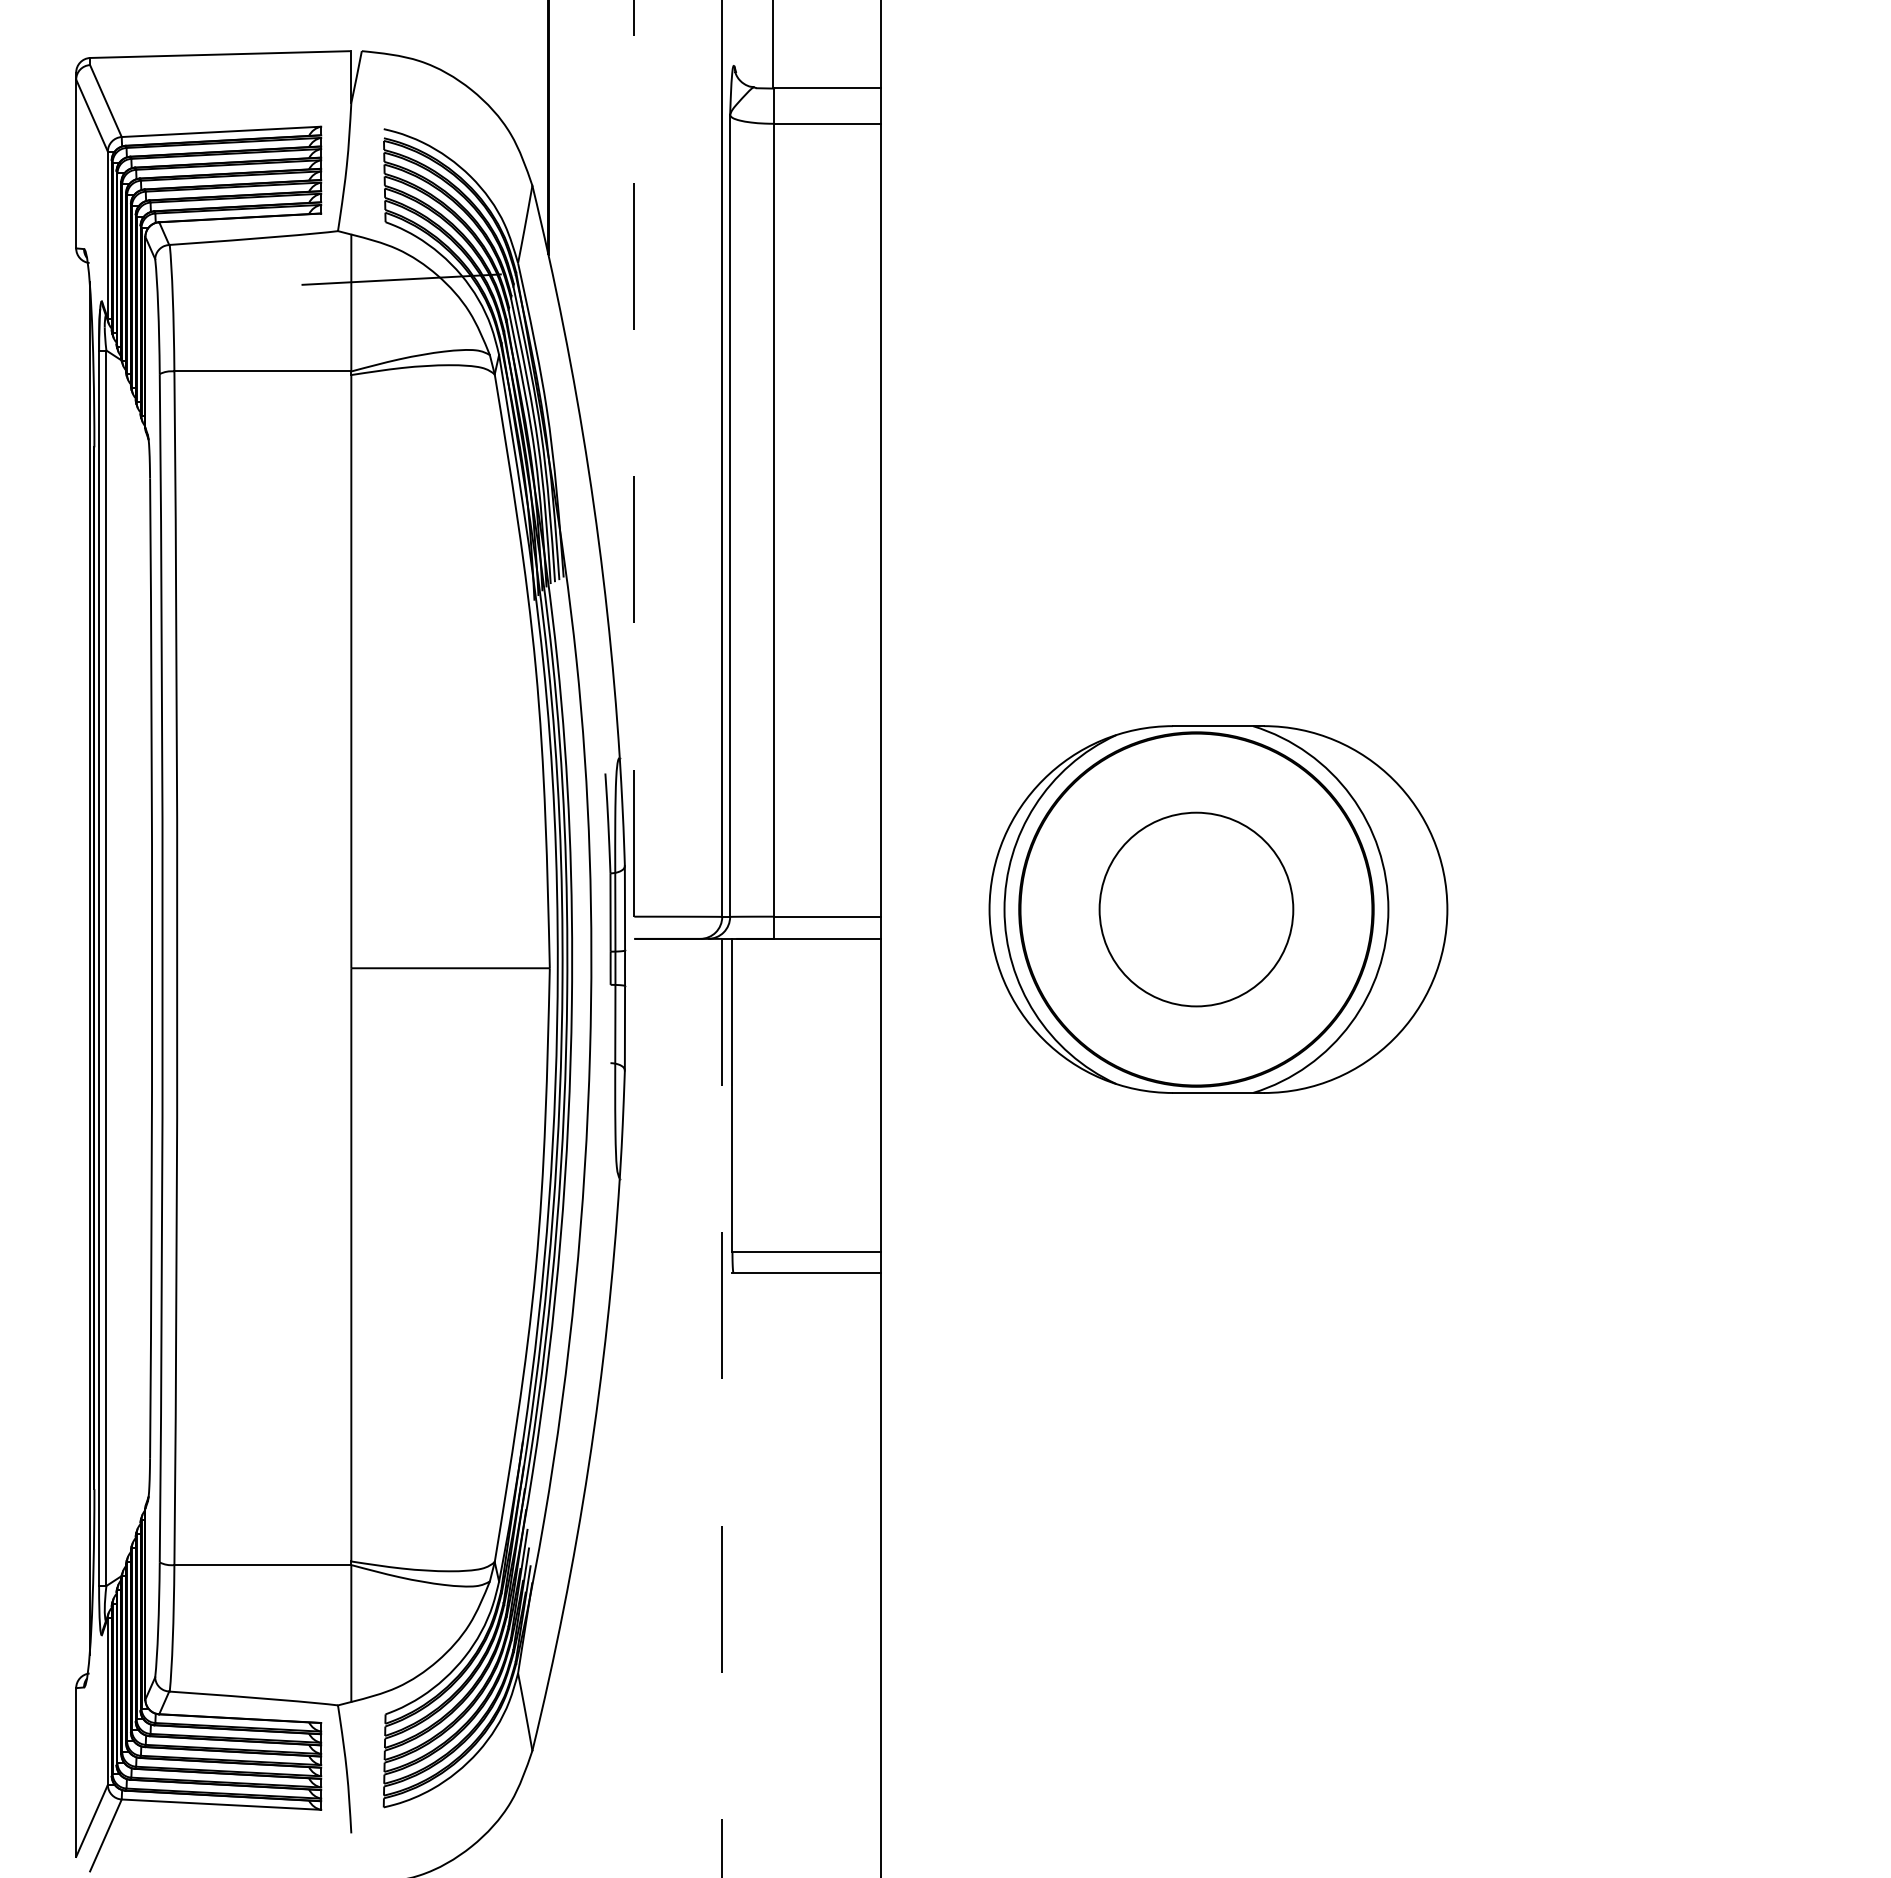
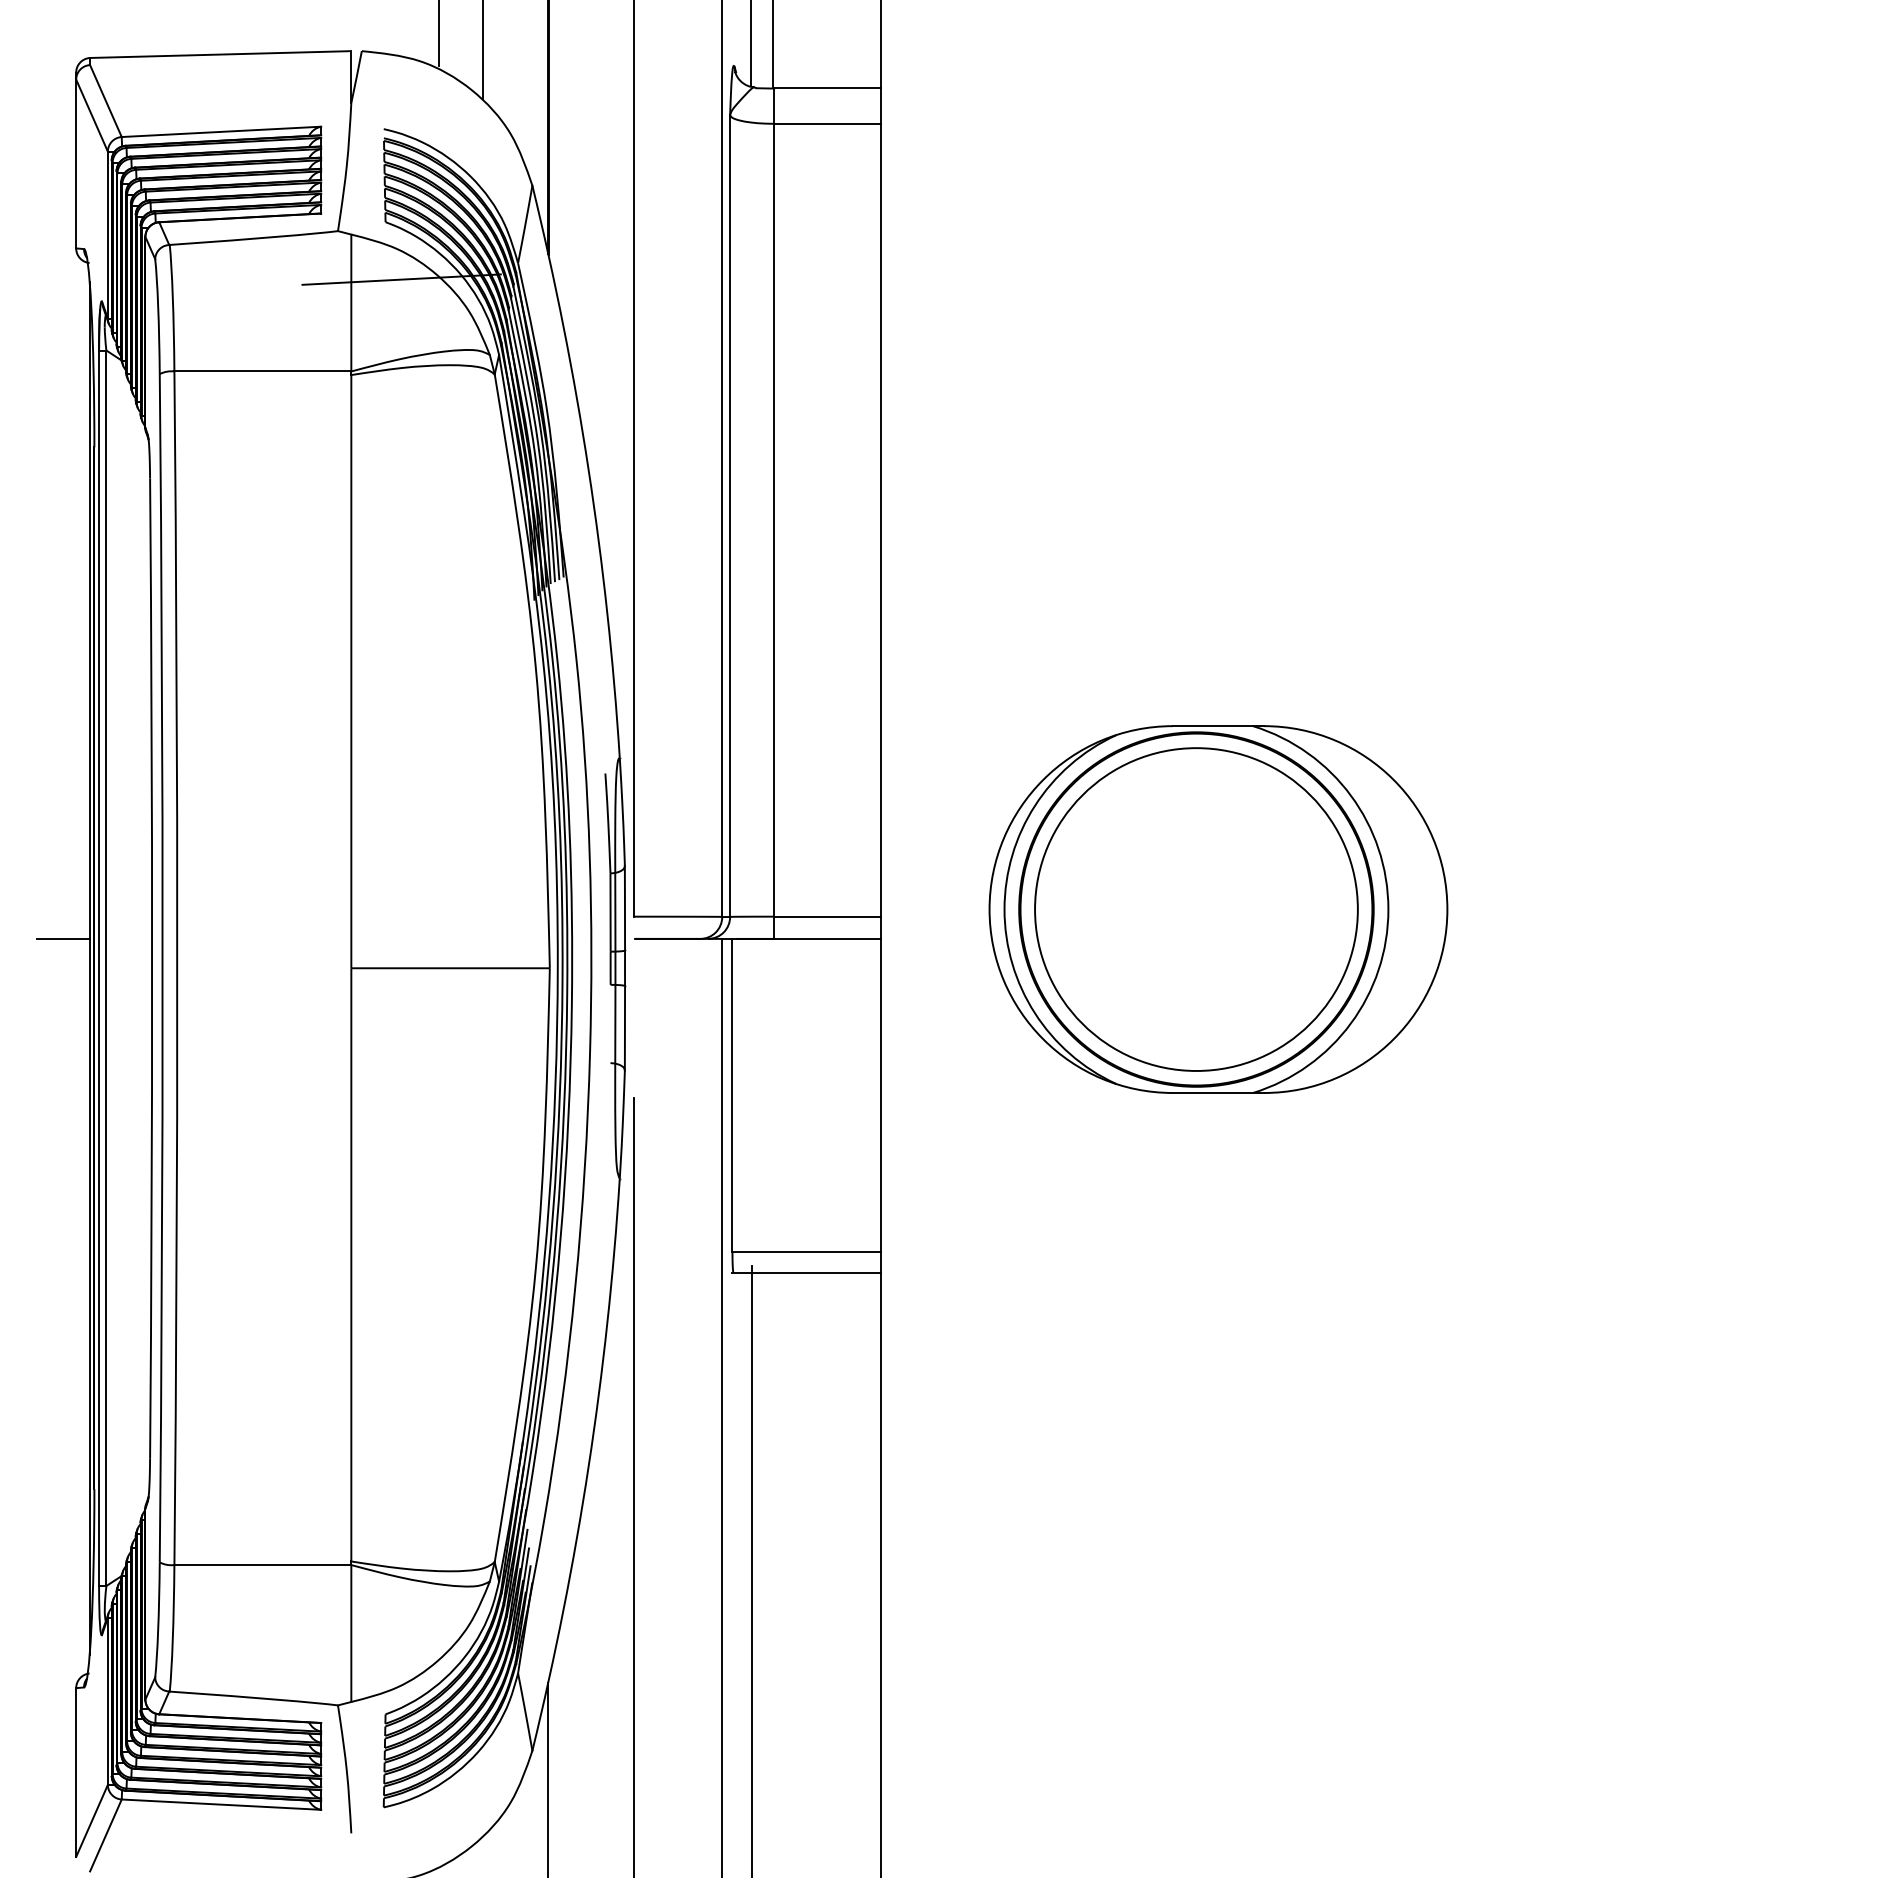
line: none -> present (439, 34)
line: none -> present (751, 44)
line: none -> present (483, 50)
line: dashed -> solid (634, 458)
circle diameter: 194 px -> 323 px (1196, 909)
line: none -> present (63, 938)
line: dashed -> solid (722, 1408)
line: none -> present (634, 1486)
line: none -> present (752, 1570)
line: none -> present (548, 1778)
